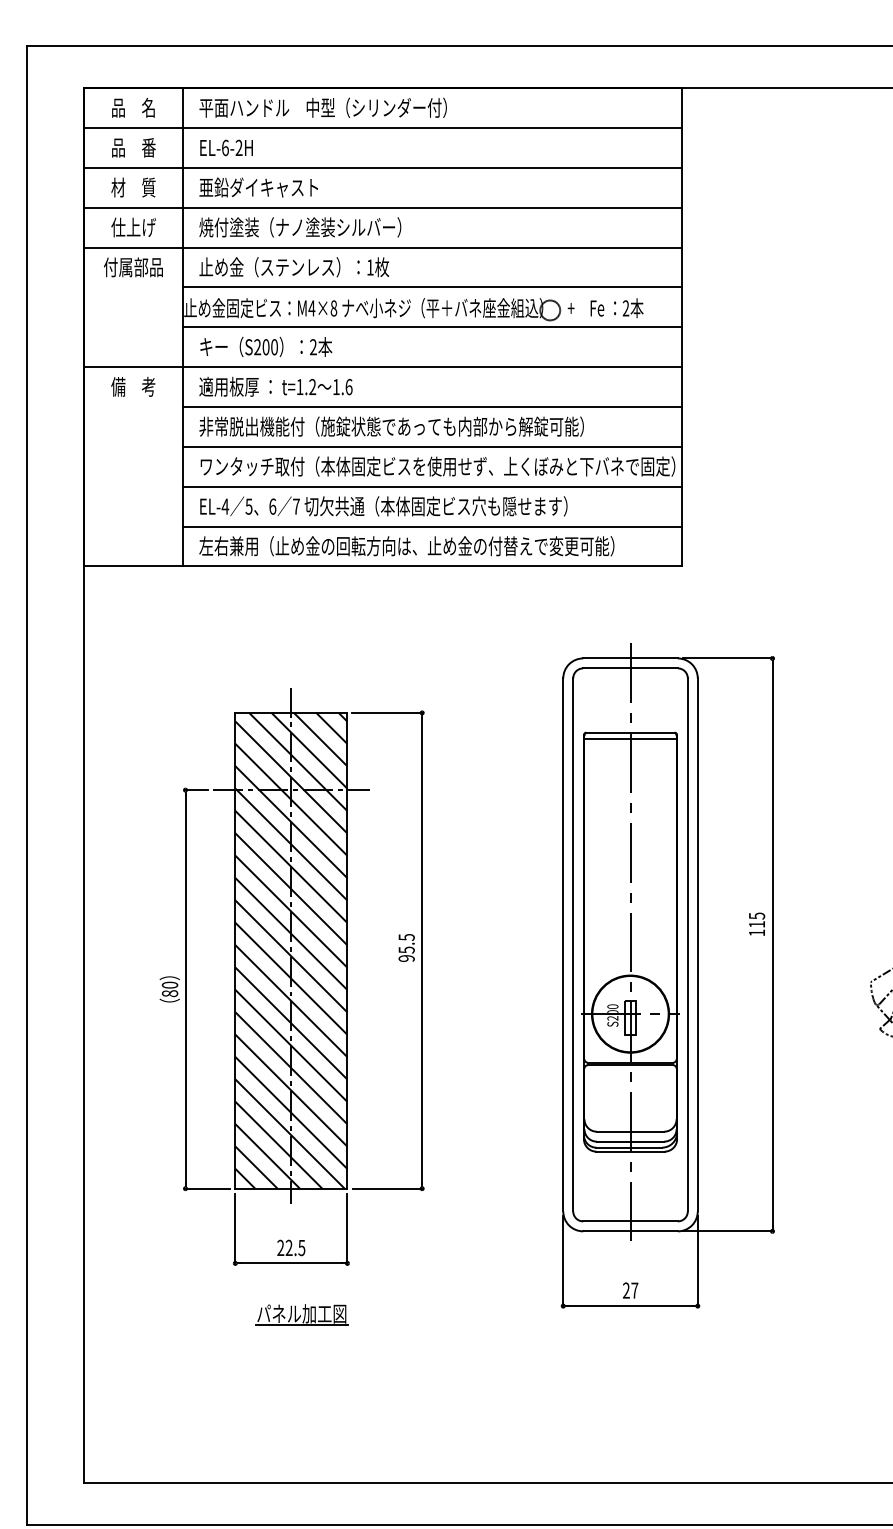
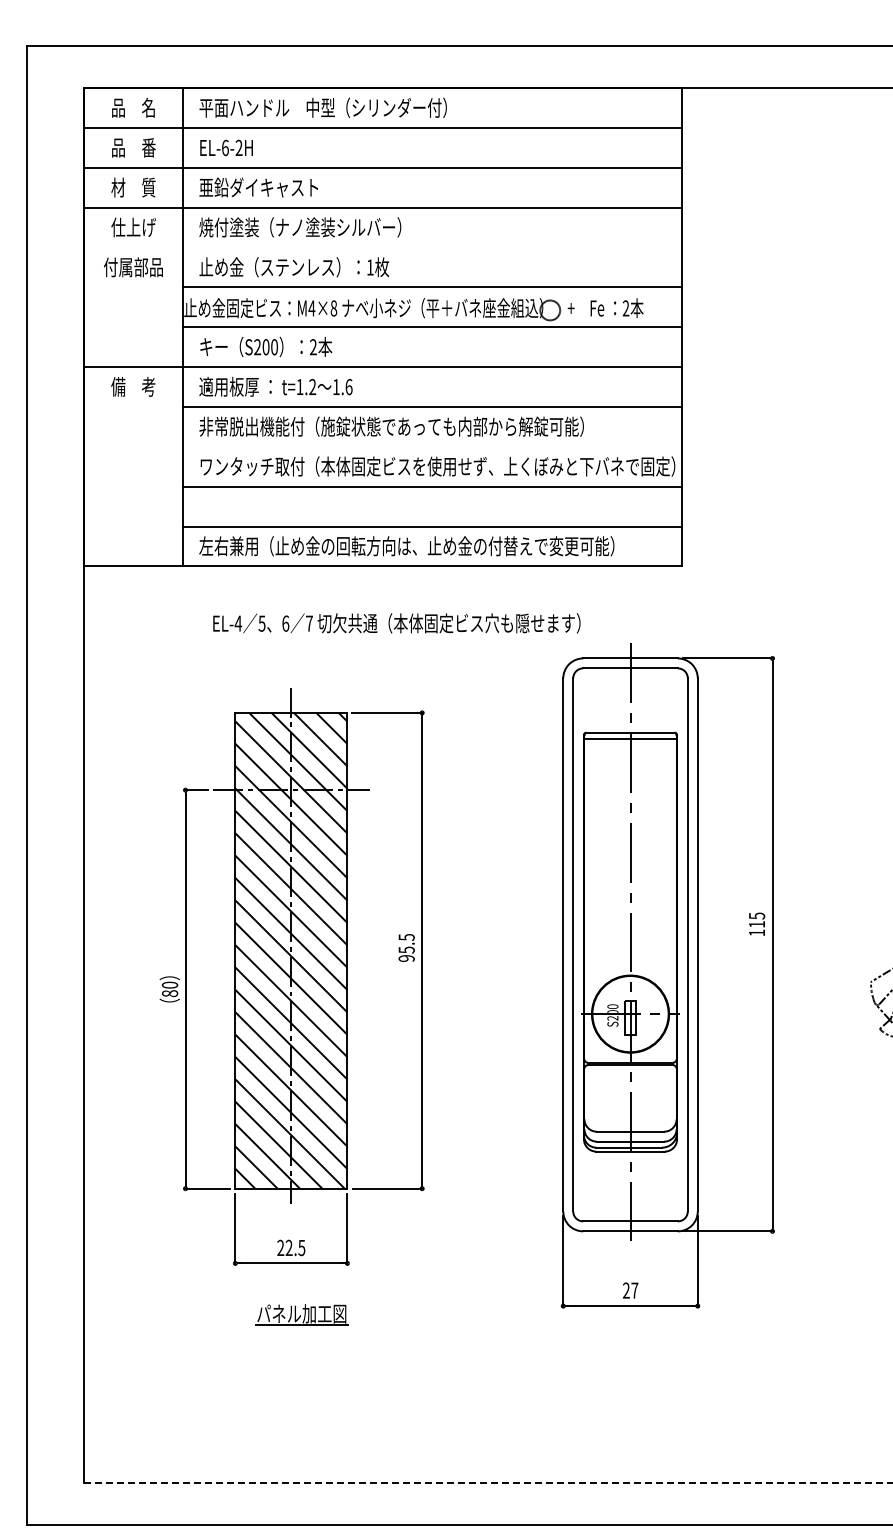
line: present -> none (382, 247)
line: present -> none (432, 446)
text position: (383, 506) -> (396, 623) (396, 623)
line: solid -> dashed (488, 1483)
